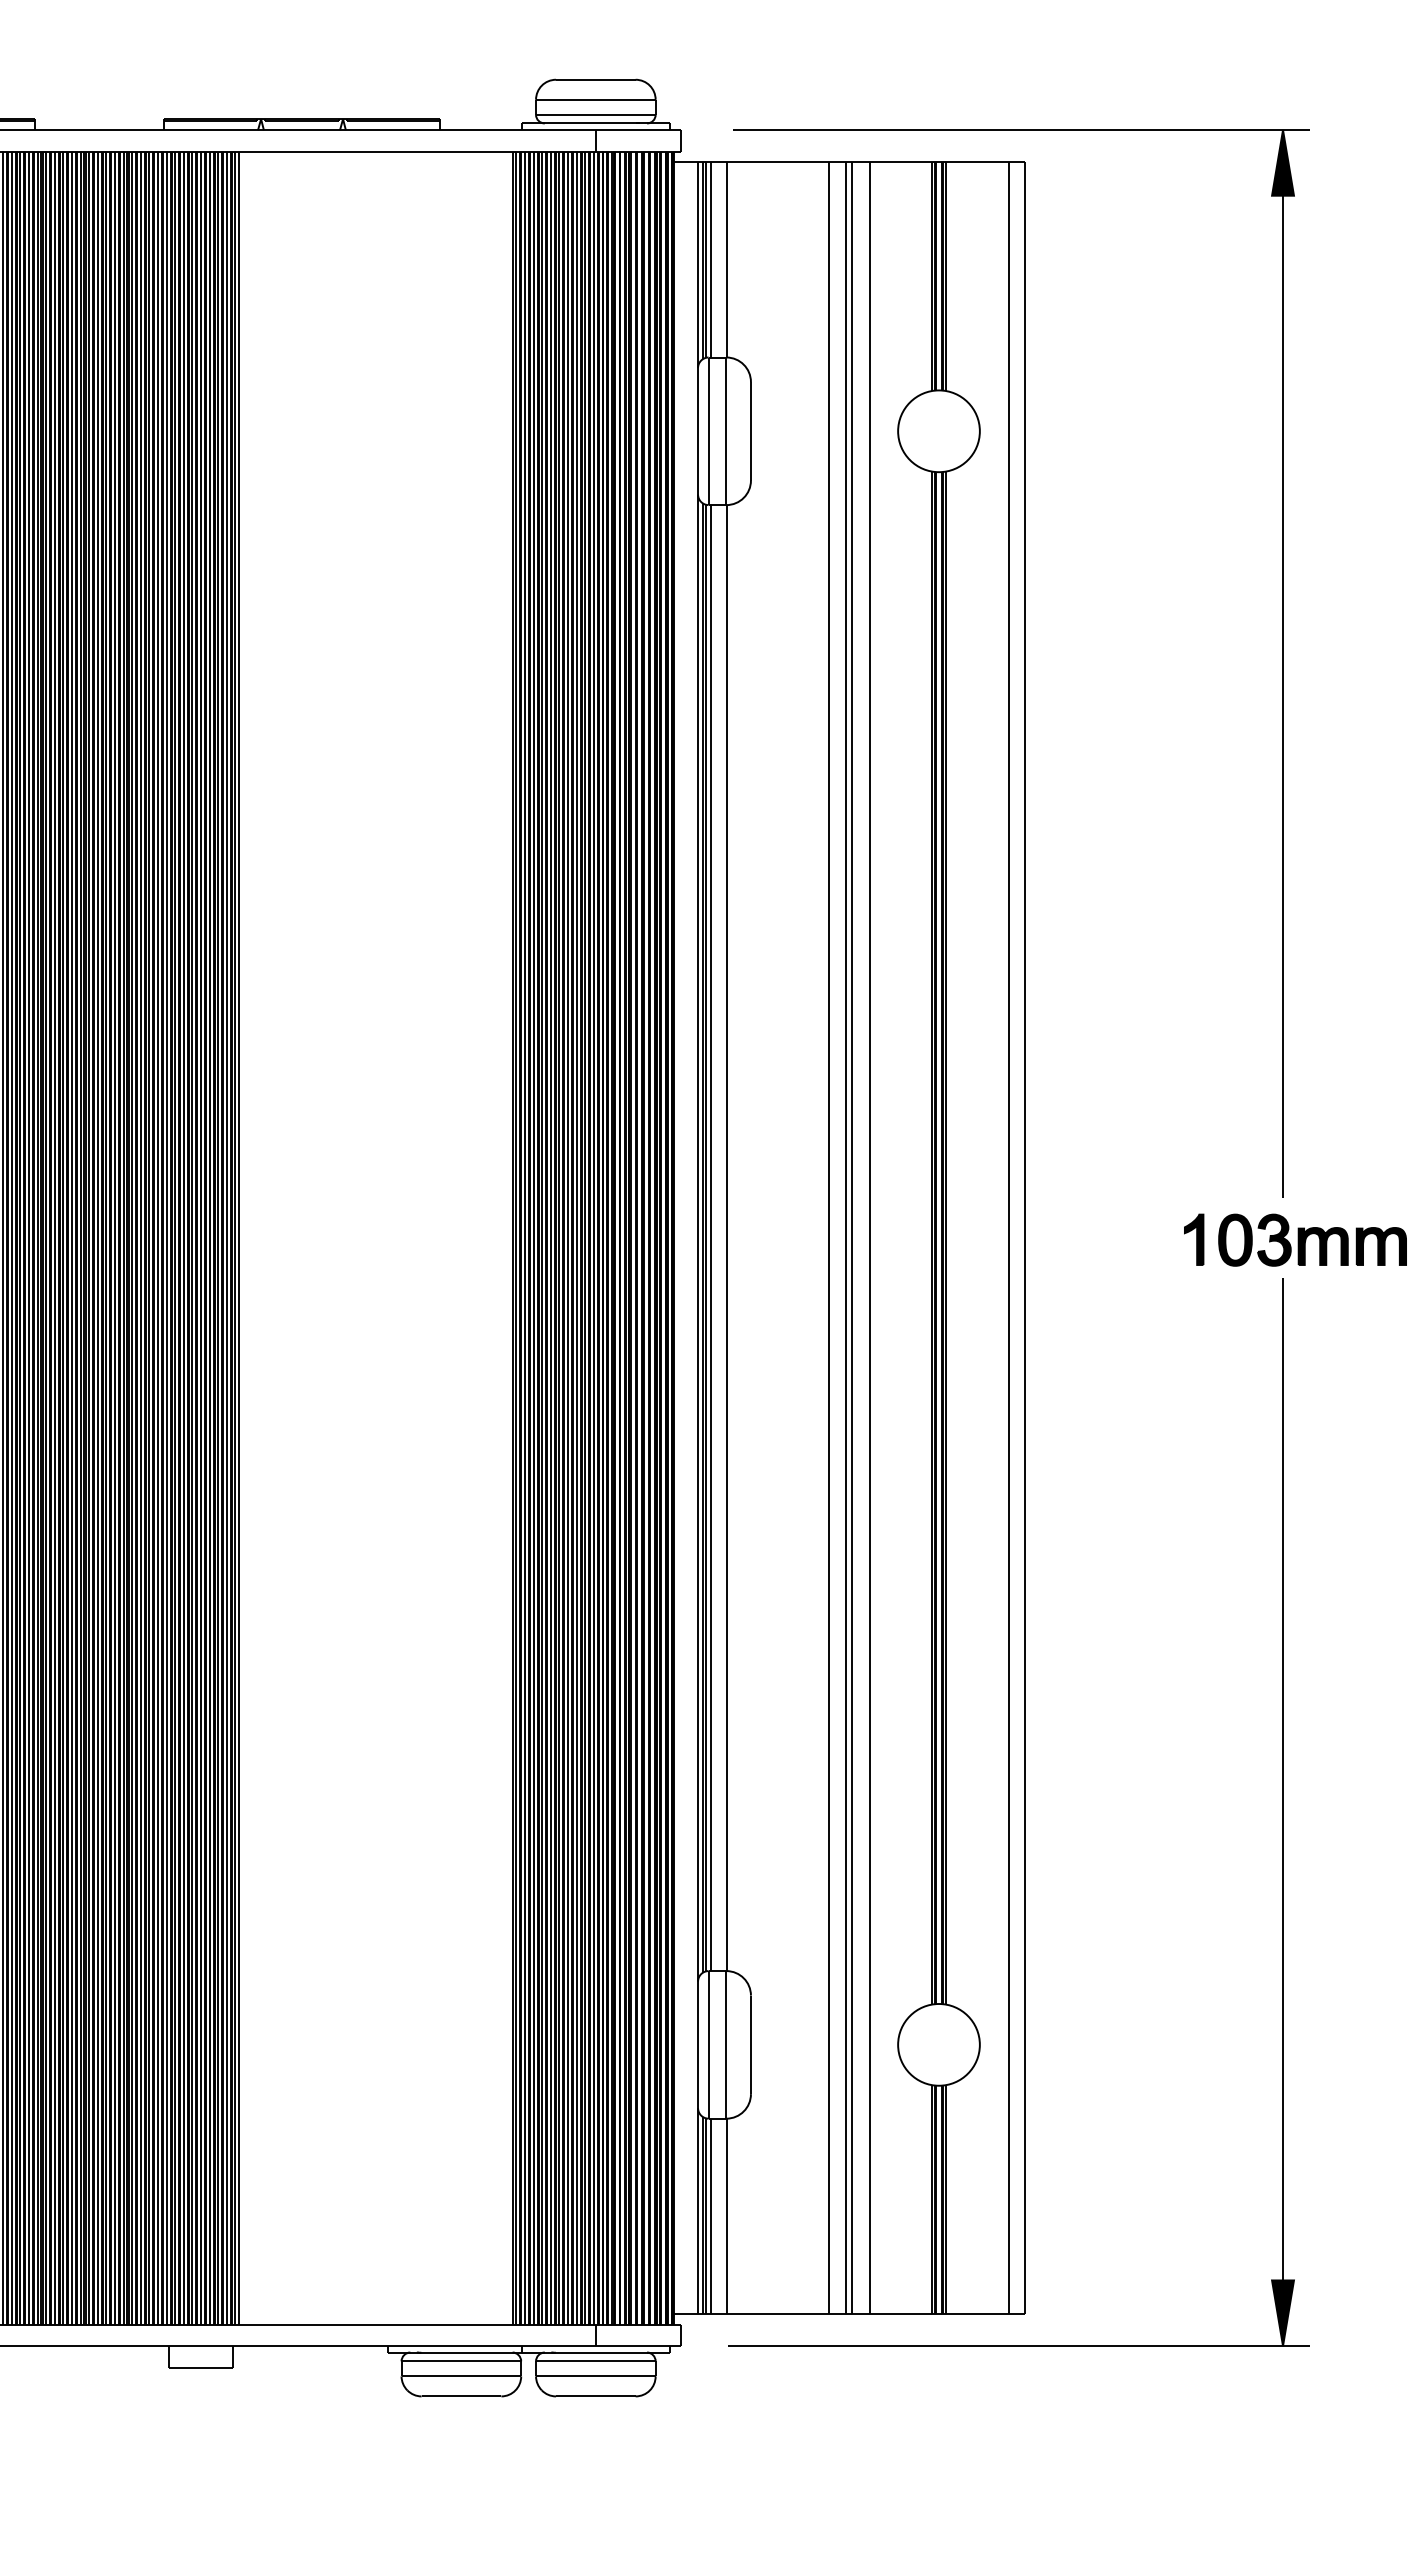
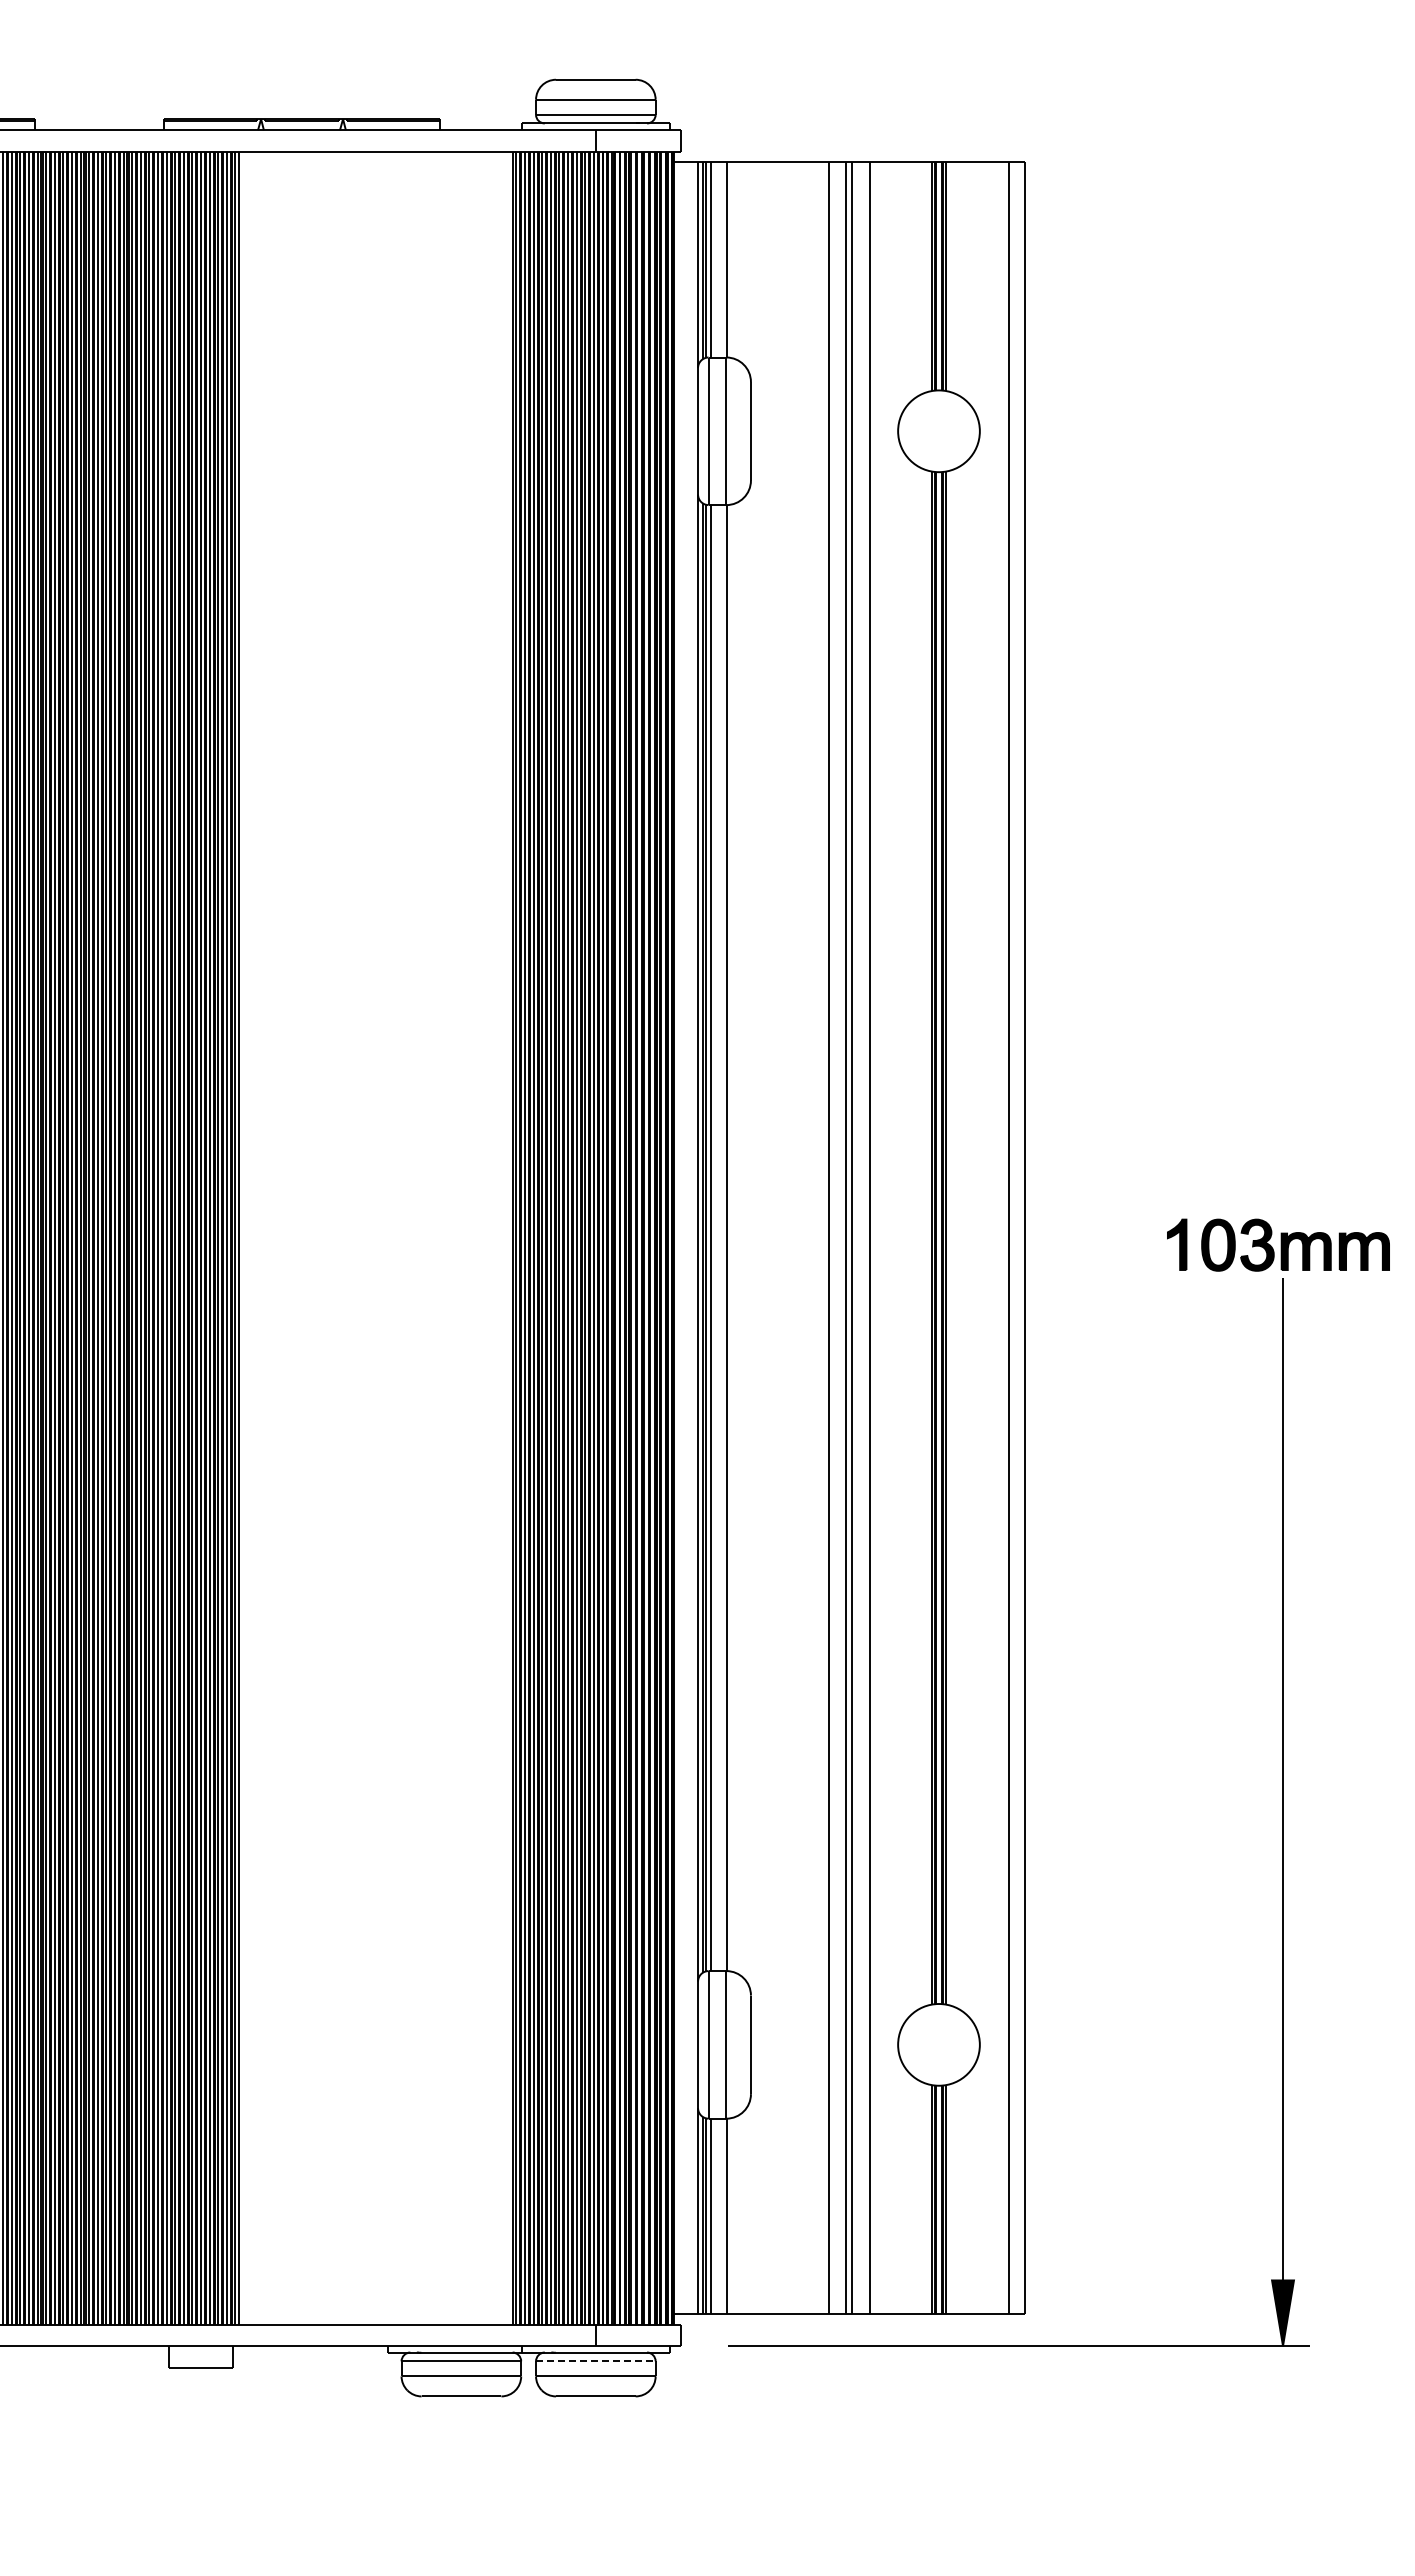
part: present -> none (1282, 663)
part position: (1295, 1239) -> (1278, 1244) (1278, 1244)
line: solid -> dashed (595, 2361)
